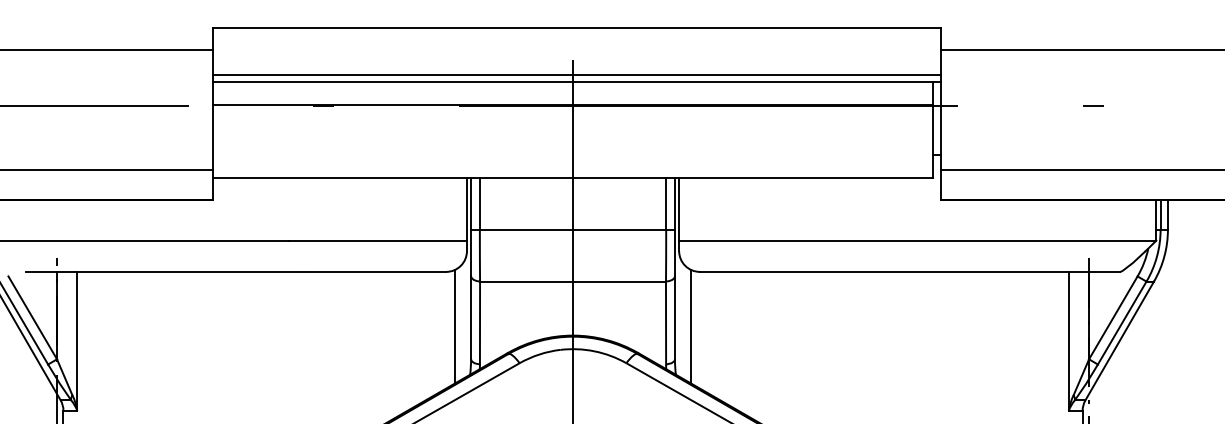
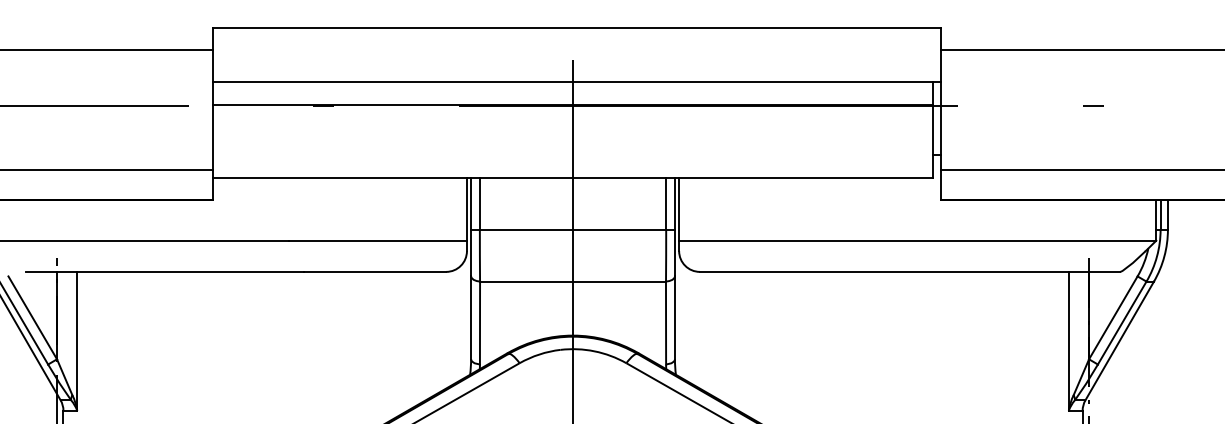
line: present -> none (577, 75)
line: present -> none (455, 326)
line: present -> none (690, 326)
